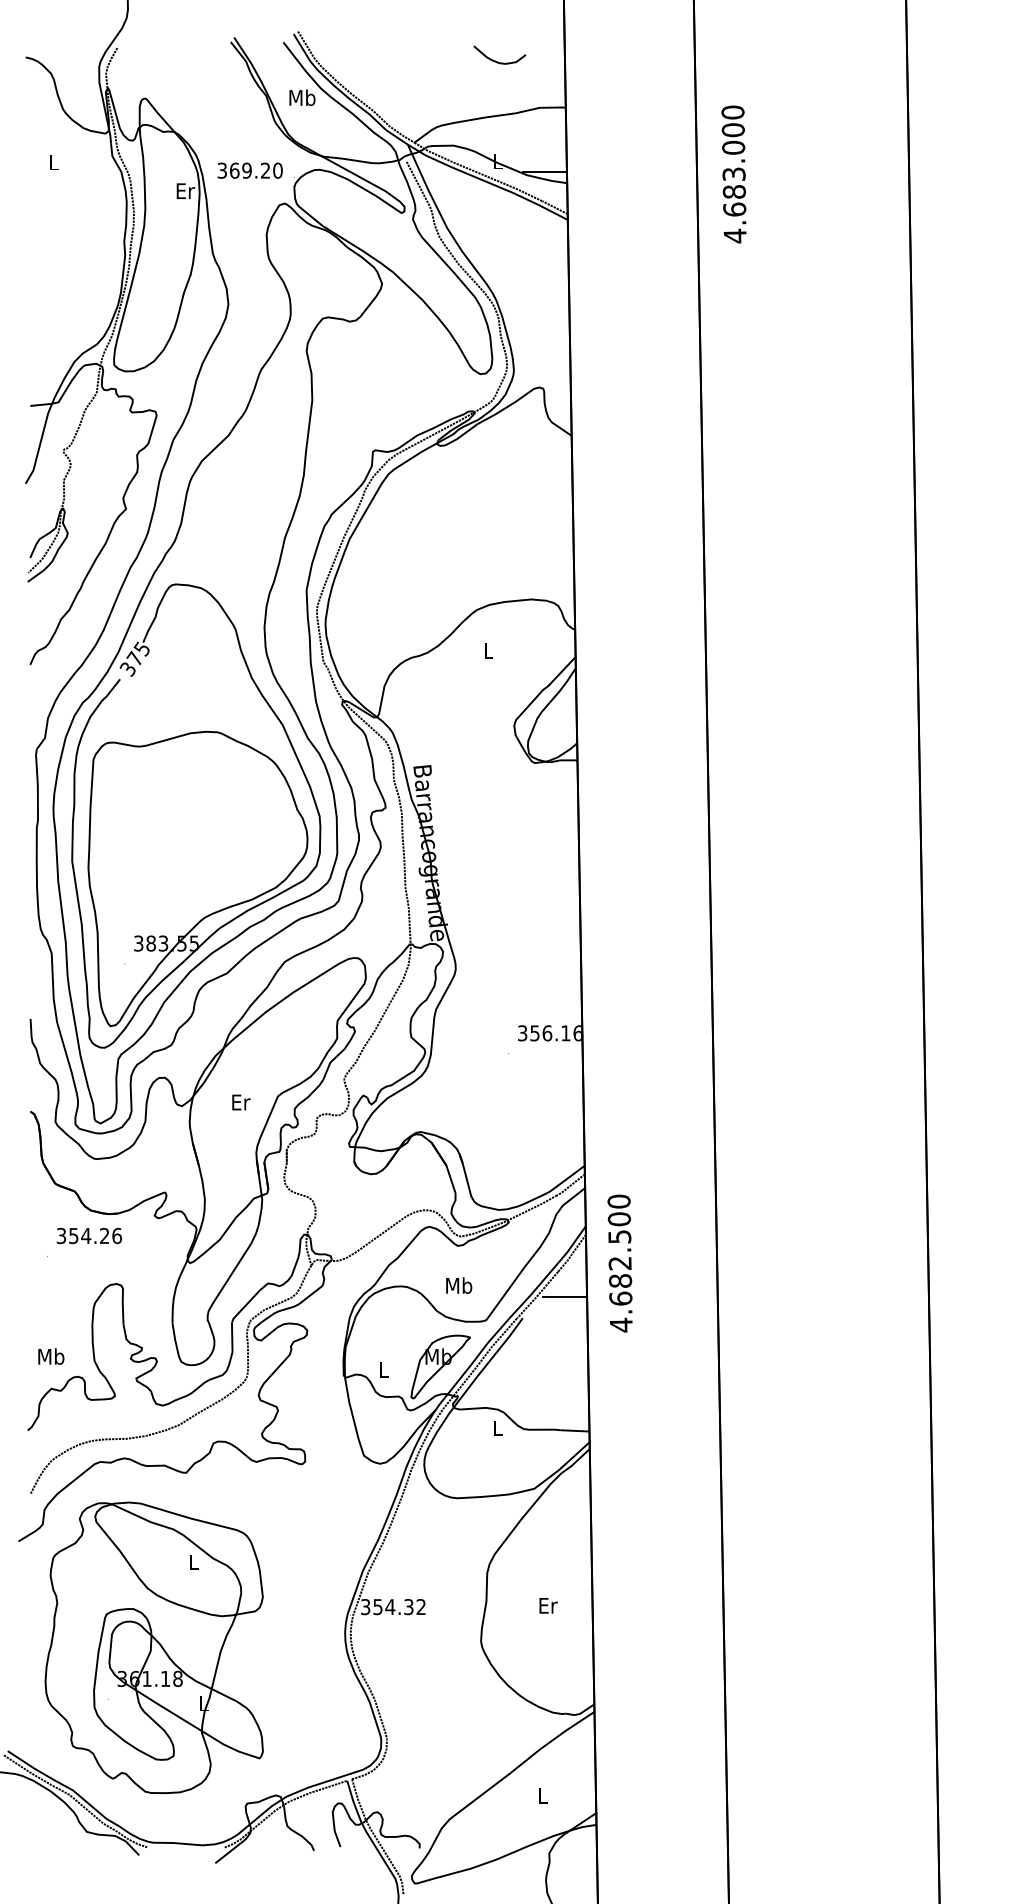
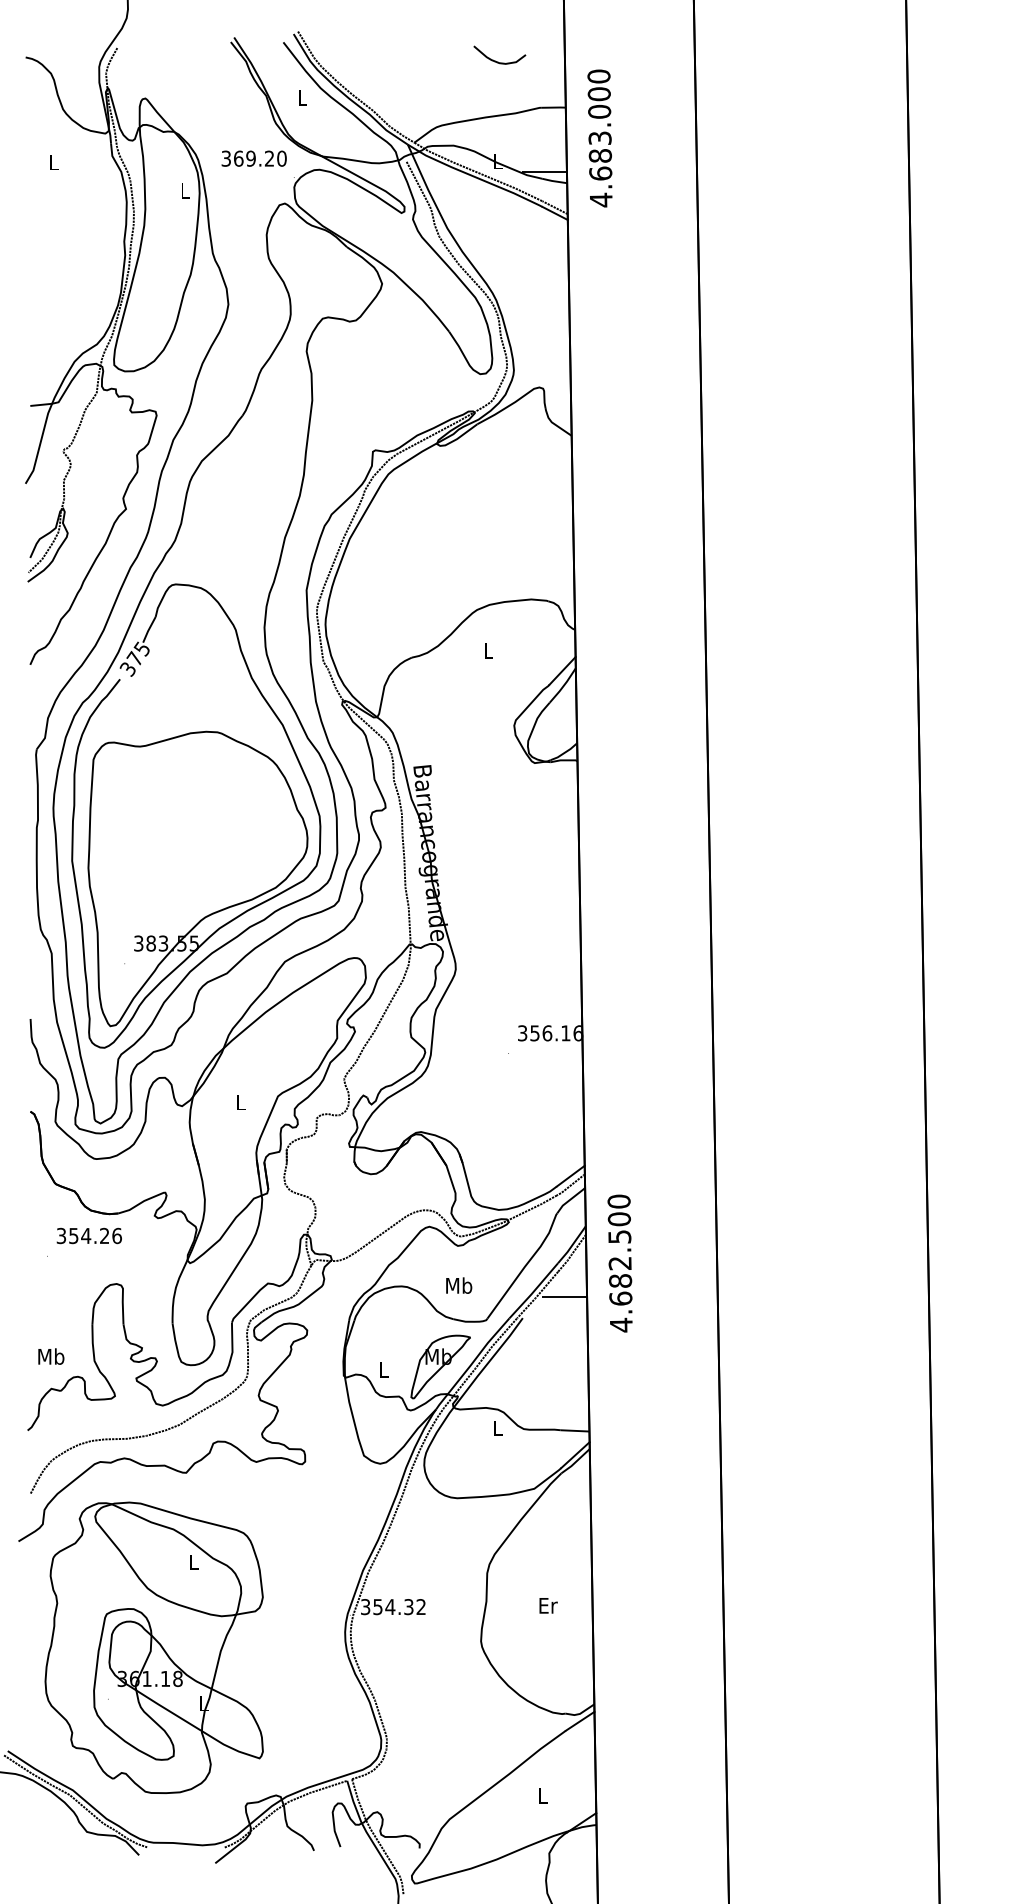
text: Mb -> L (302, 97)
text position: (249, 170) -> (253, 158) (253, 158)
text position: (733, 174) -> (599, 138) (599, 138)
text: Er -> L (185, 190)
text: Er -> L (241, 1102)
